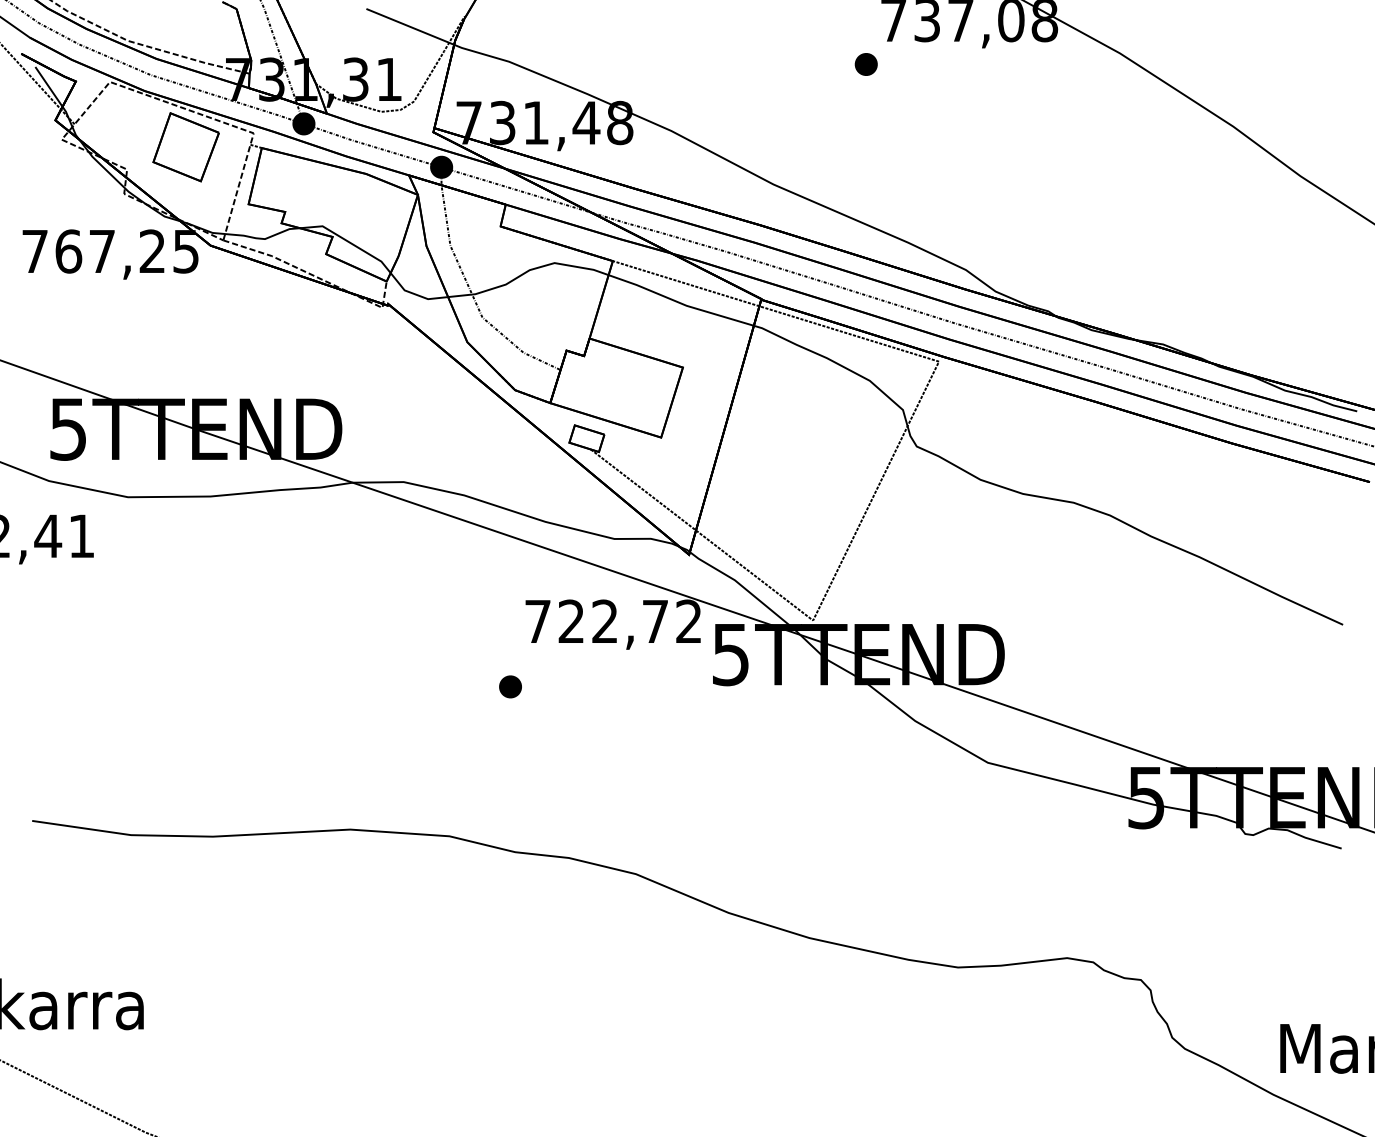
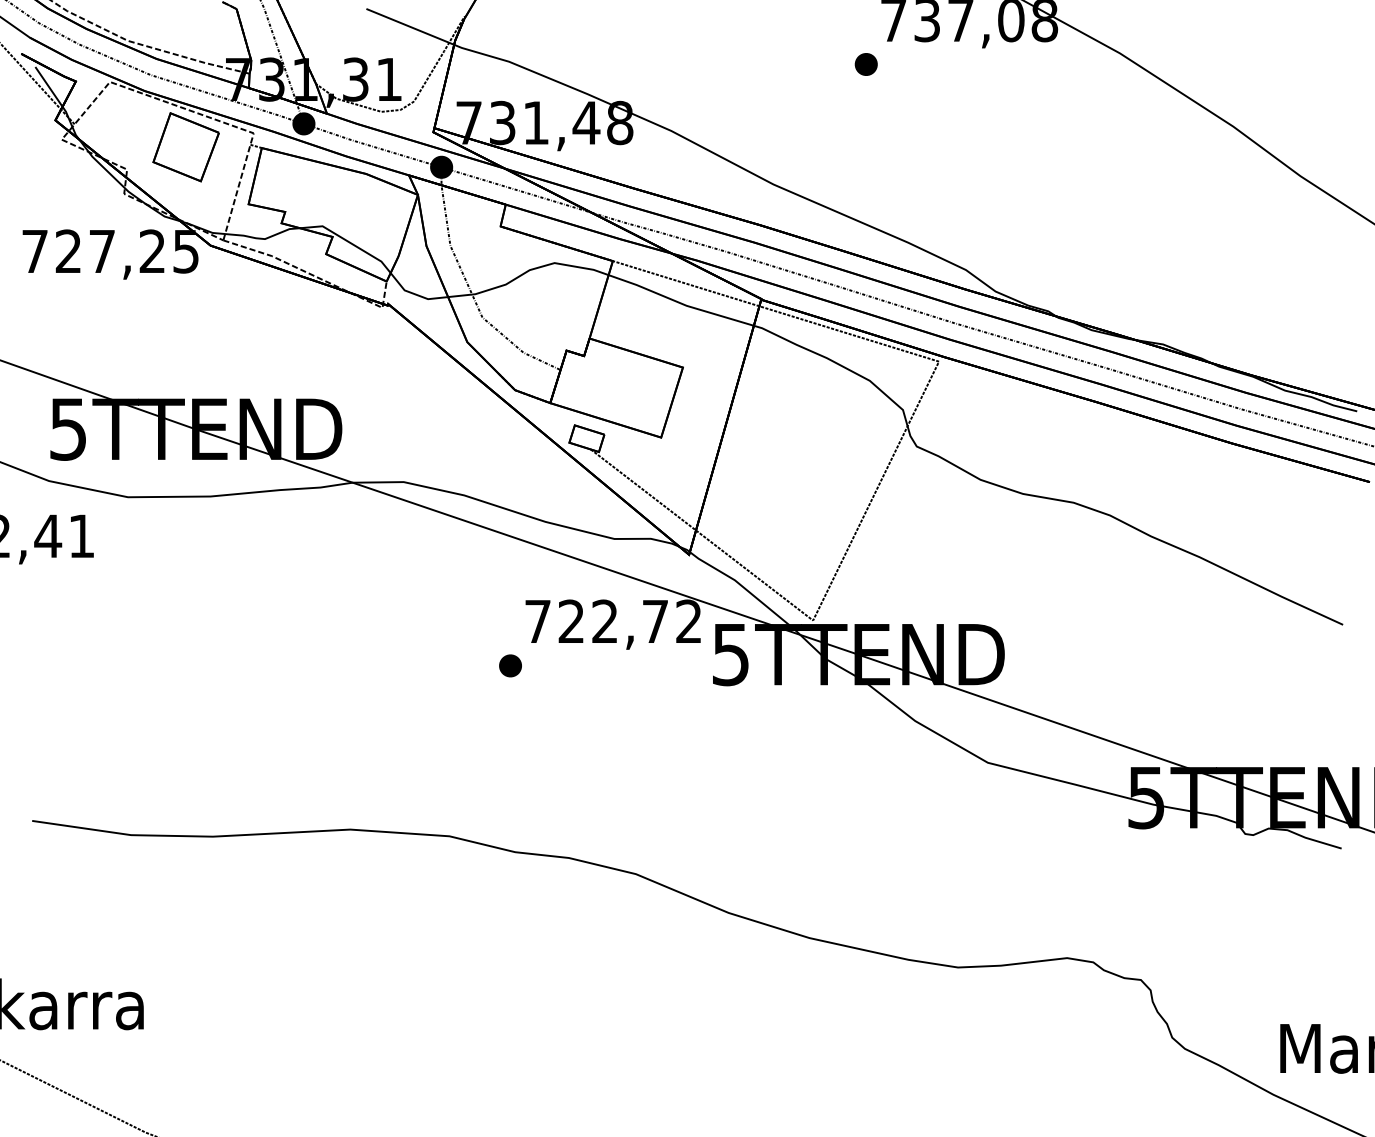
text: 767,25 -> 727,25 (68, 251)
part position: (510, 686) -> (510, 665) (510, 665)
